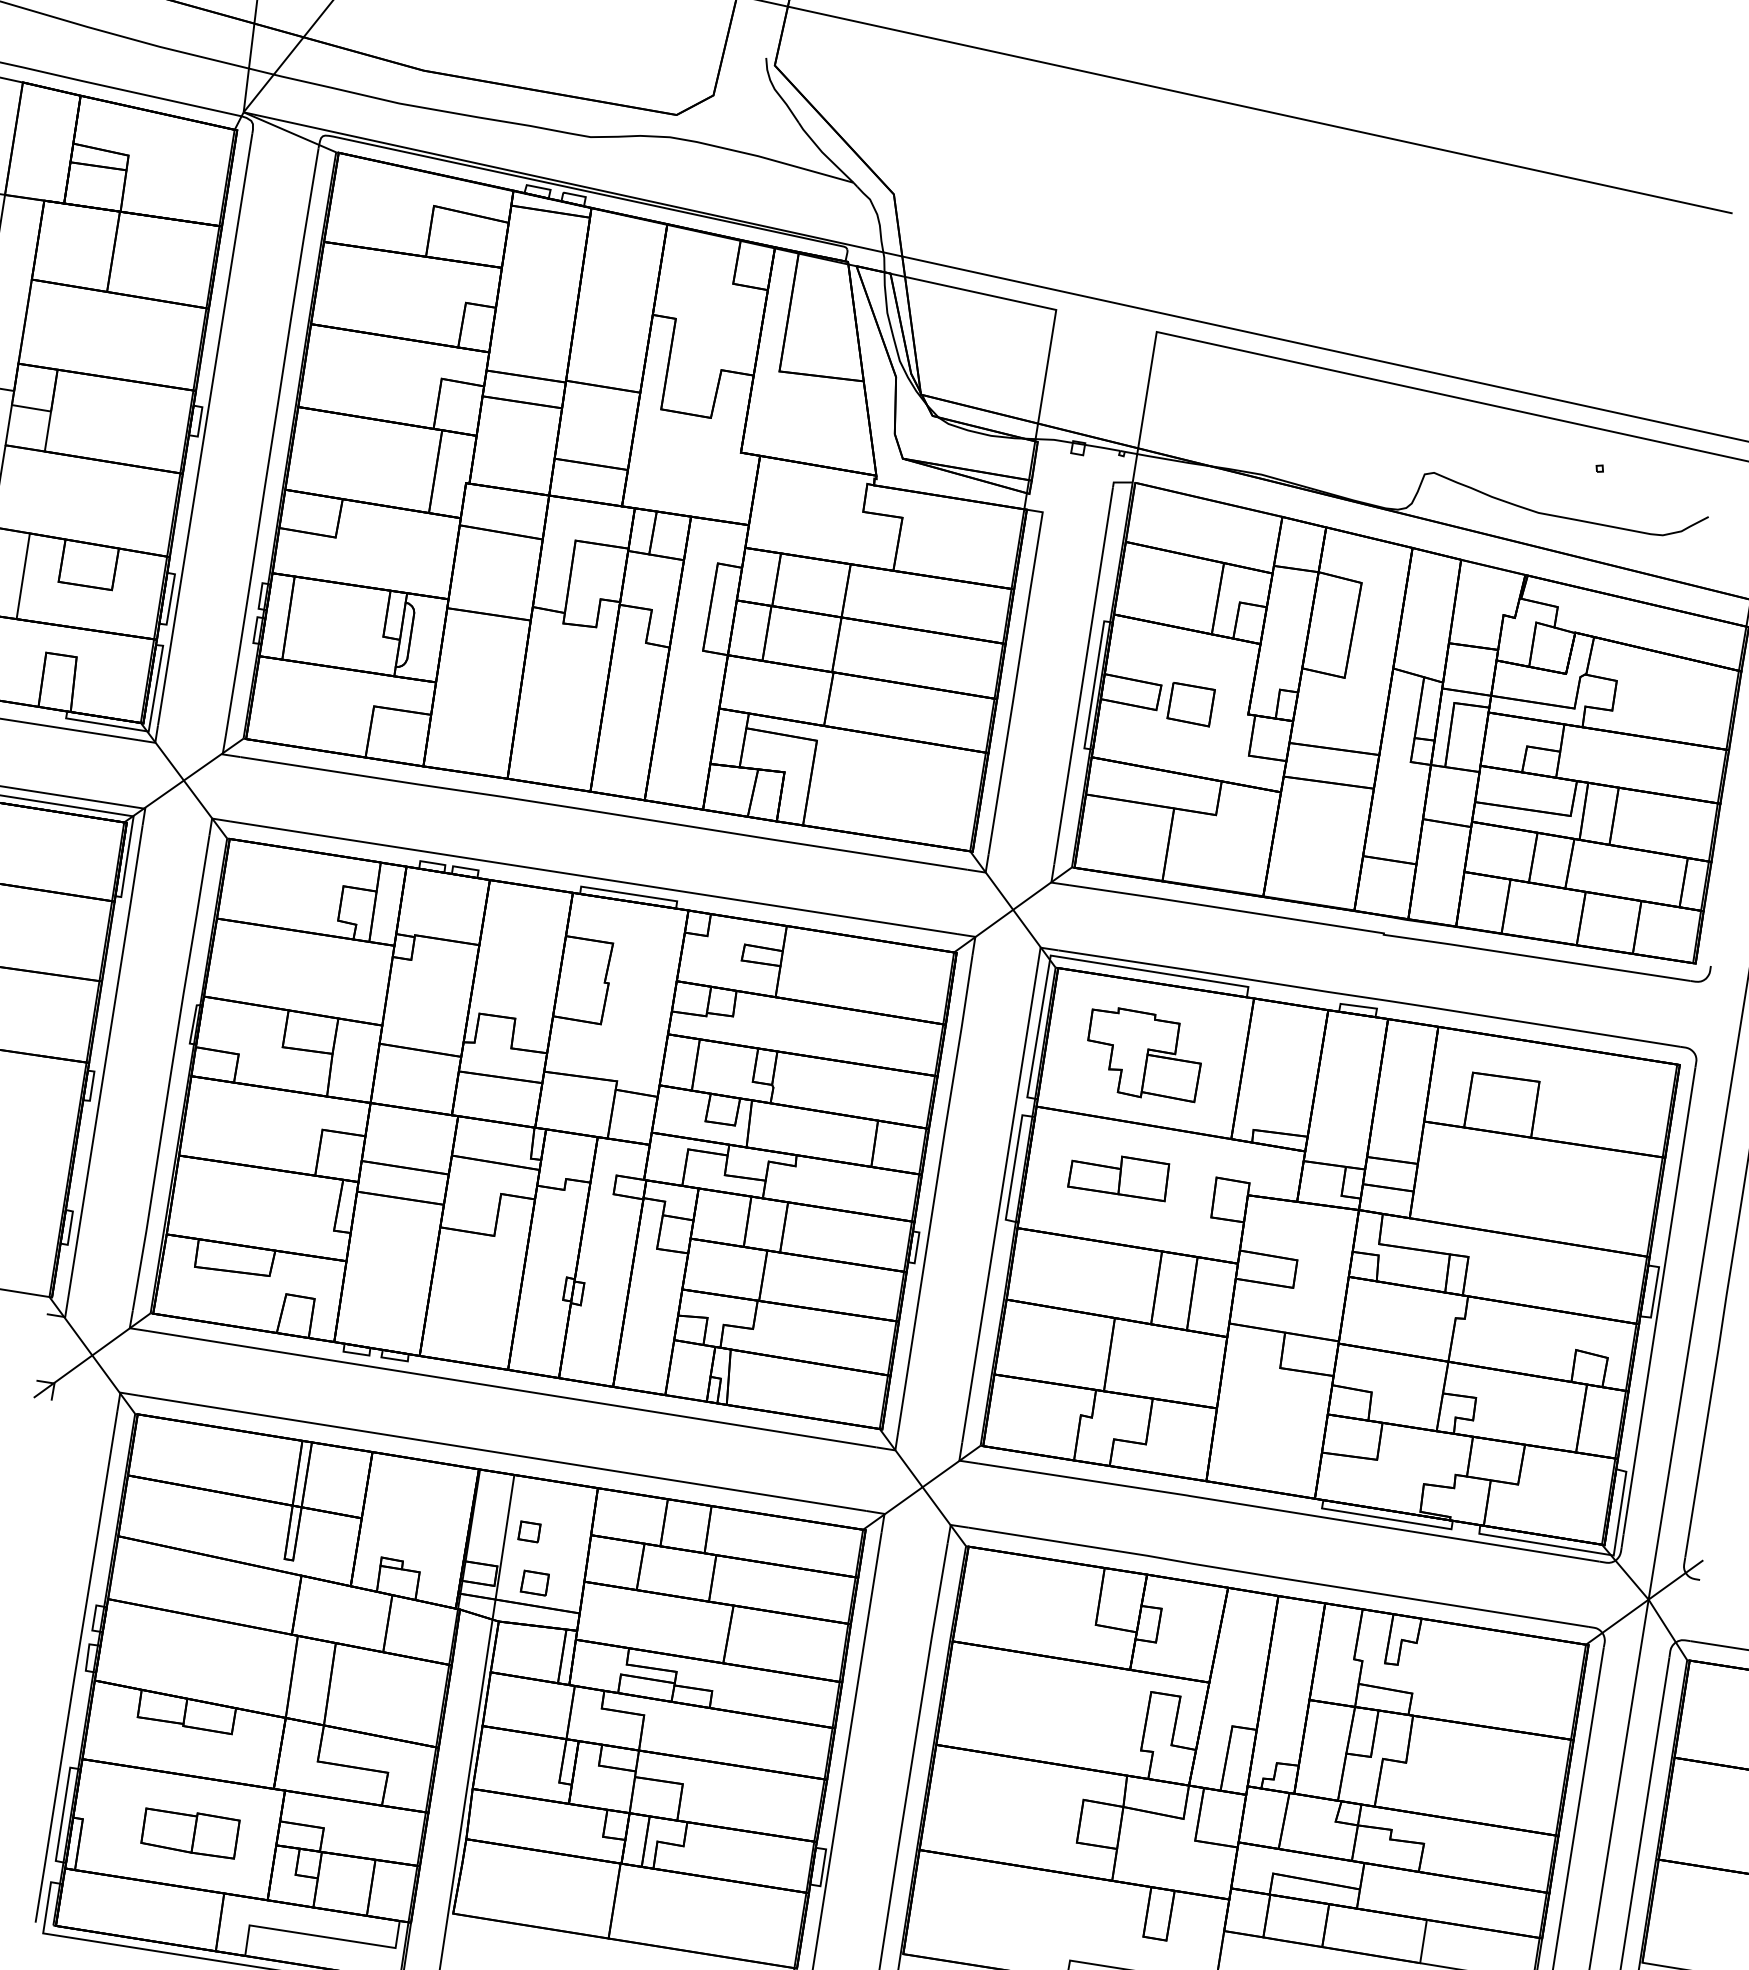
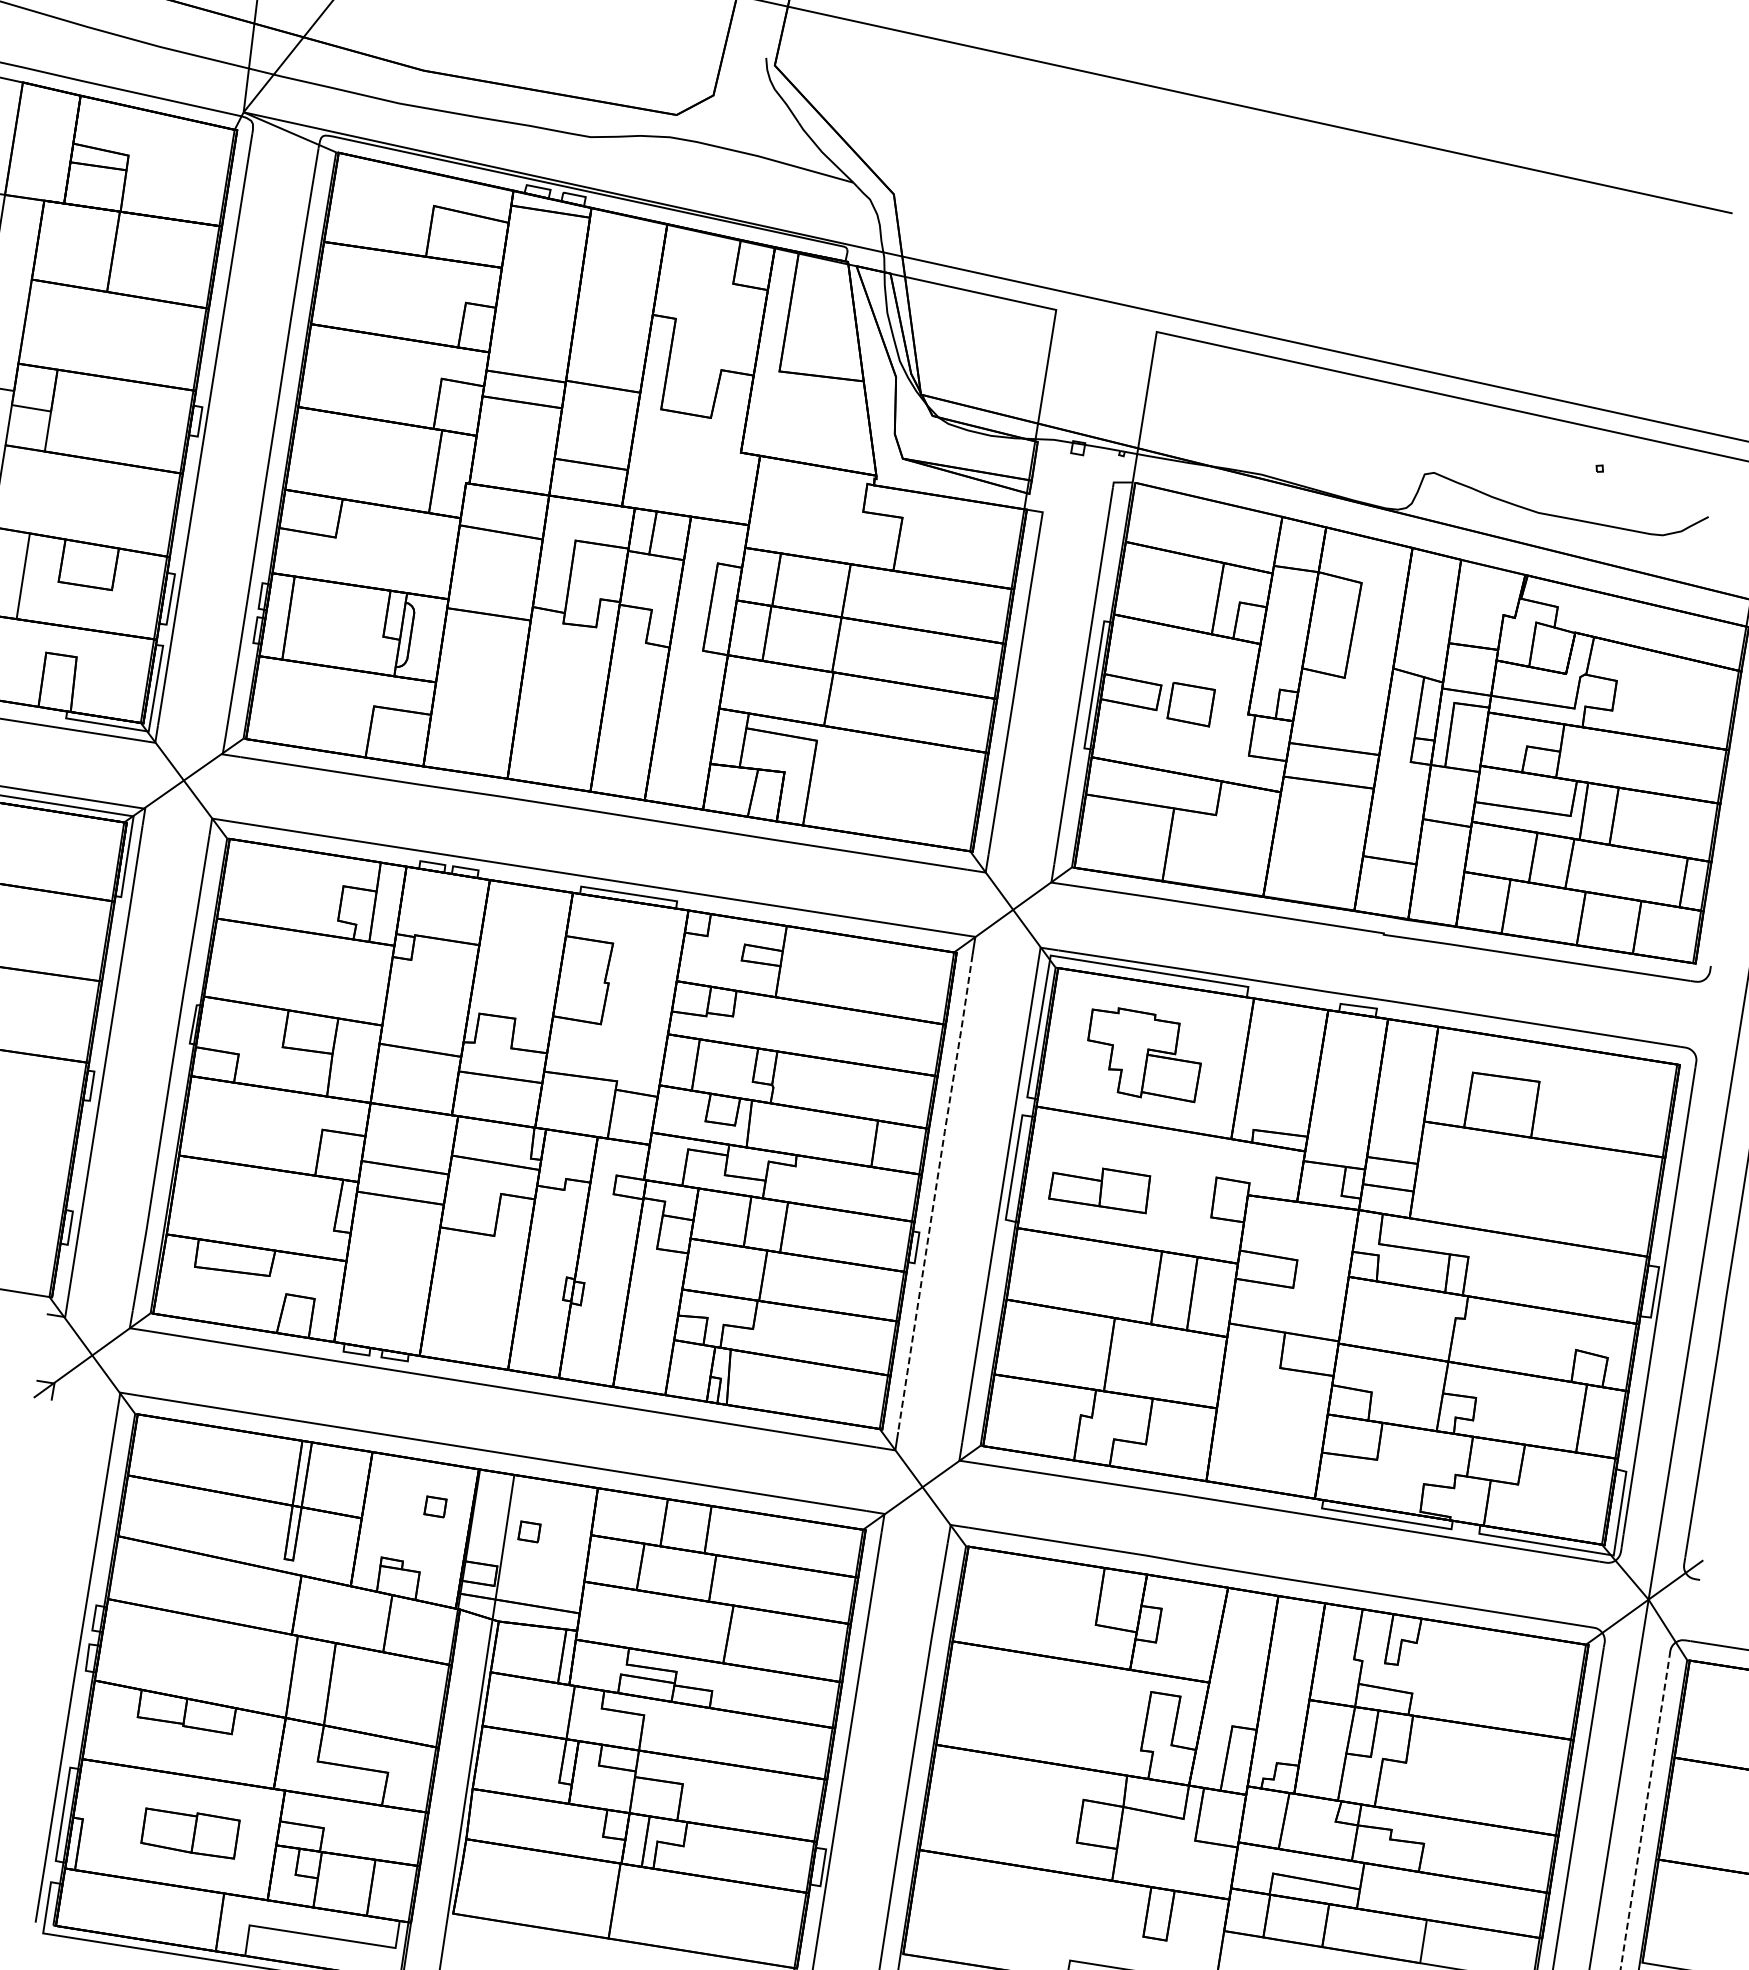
part position: (1118, 1178) -> (1099, 1190) (1099, 1190)
line: solid -> dashed (935, 1192)
part: none -> present (435, 1506)
part: present -> none (534, 1582)
line: solid -> dashed (1645, 1813)
